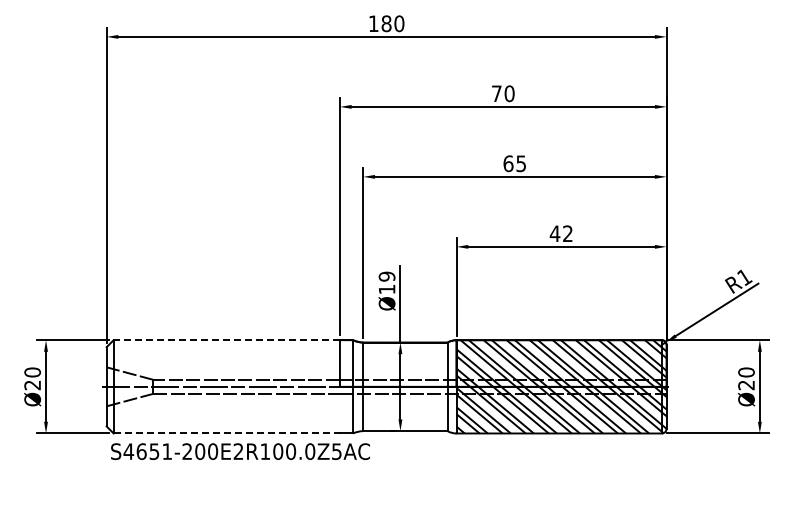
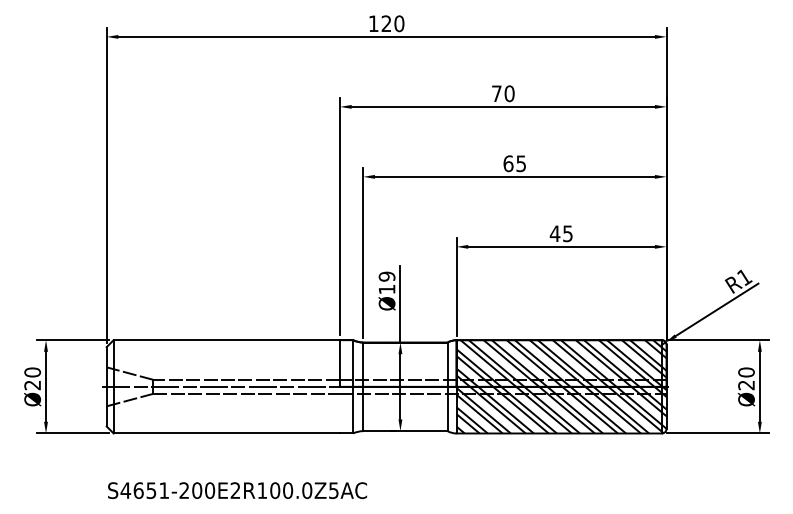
text: 180 -> 120 (386, 23)
text: 42 -> 45 (567, 233)
line: dashed -> solid (226, 340)
line: dashed -> solid (227, 433)
text position: (240, 451) -> (237, 490) (237, 490)
